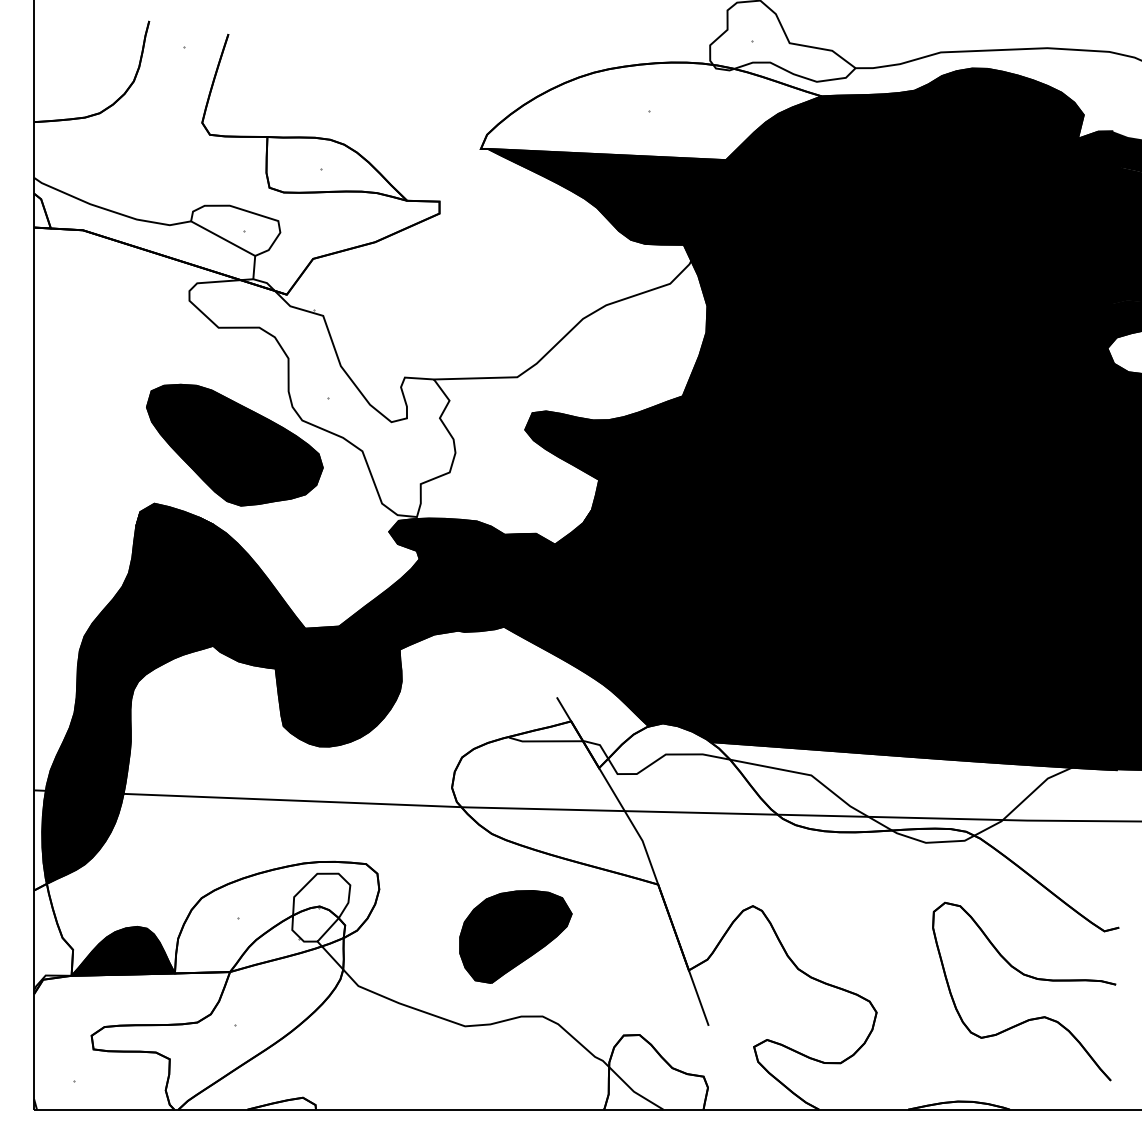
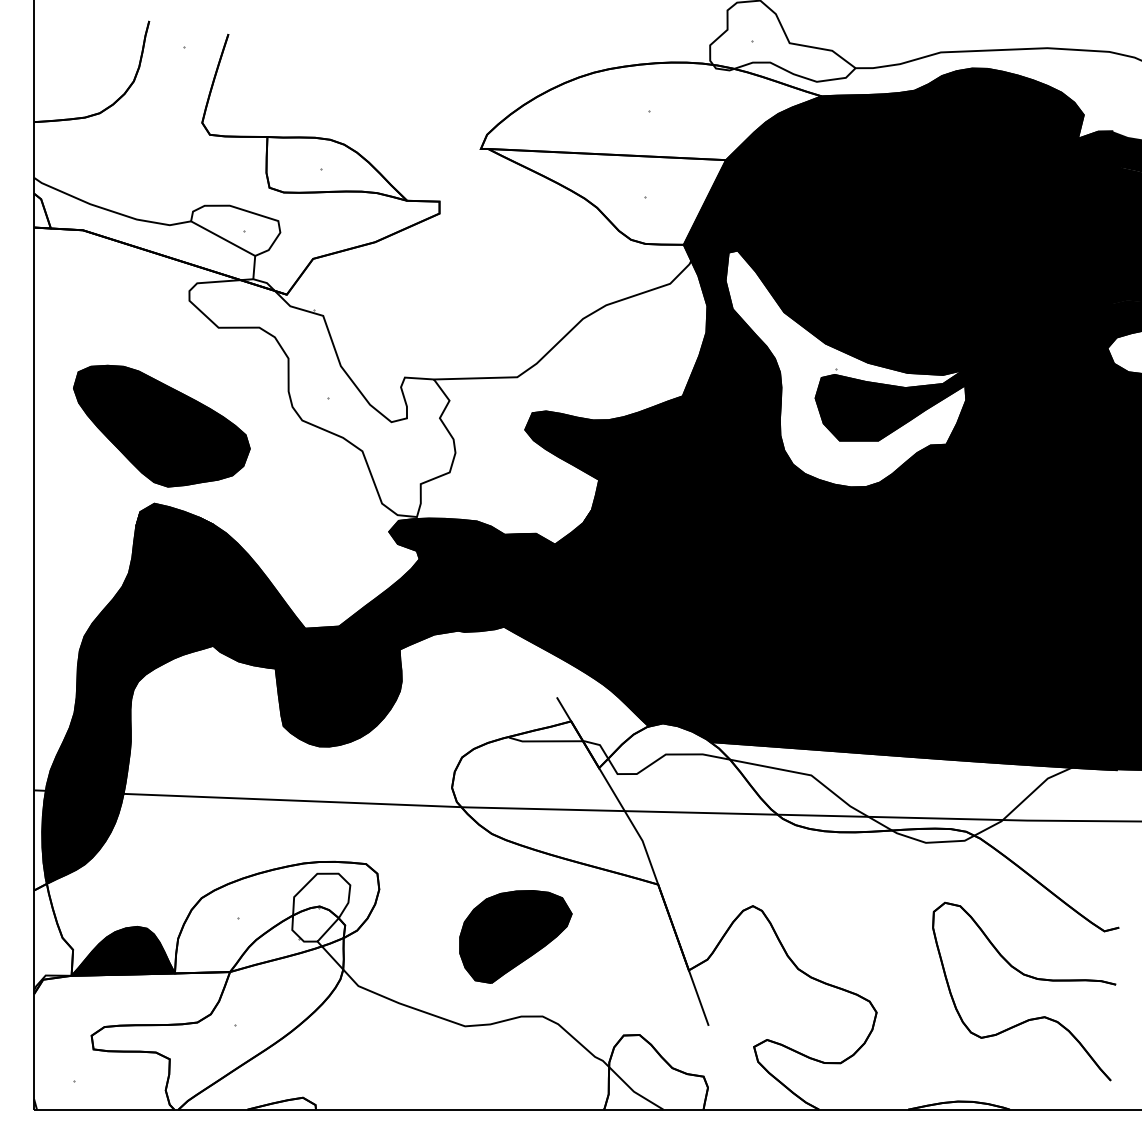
fill: present -> none (607, 196)
fill: present -> none (845, 368)
part position: (234, 444) -> (161, 425) (161, 425)
